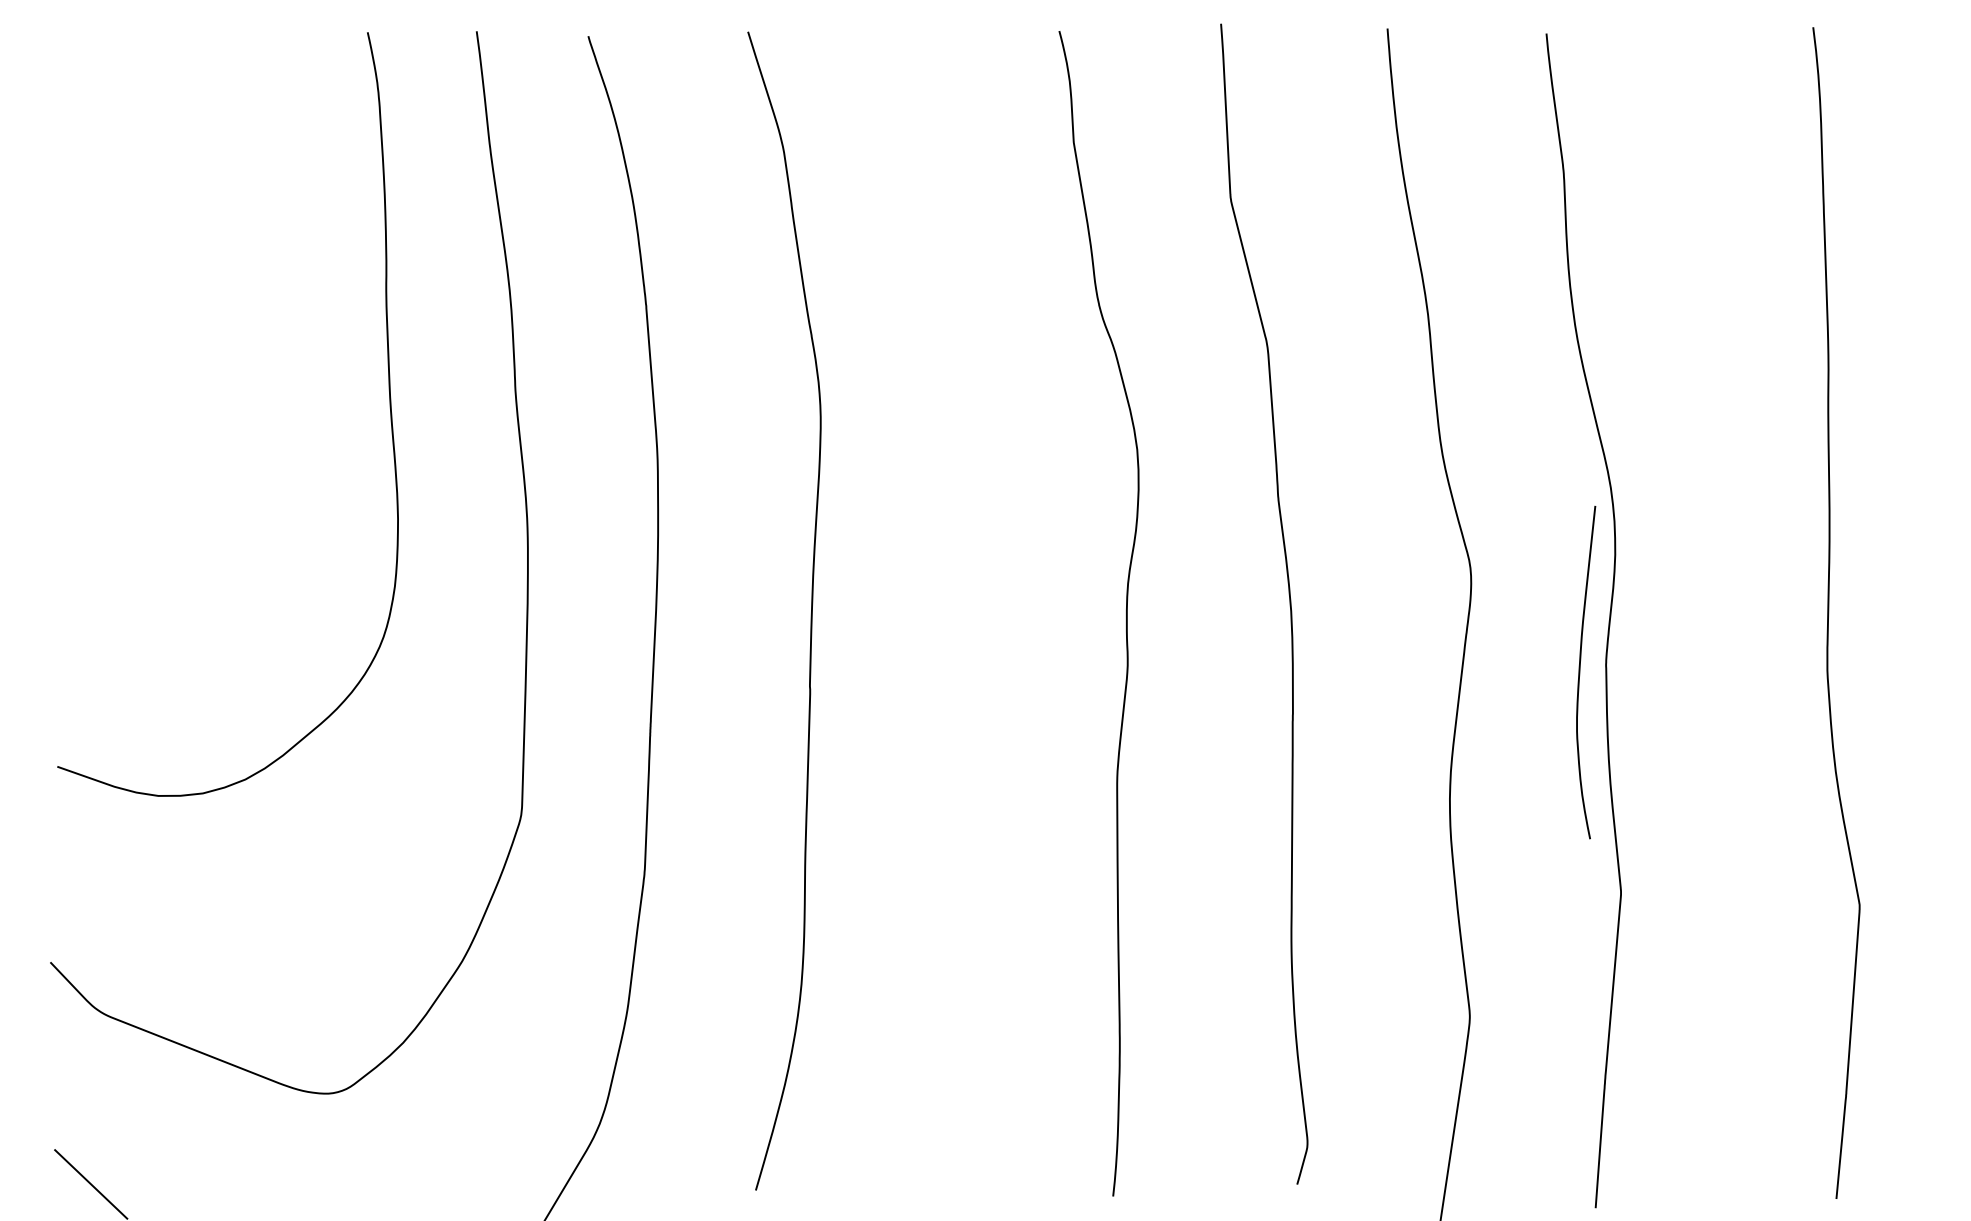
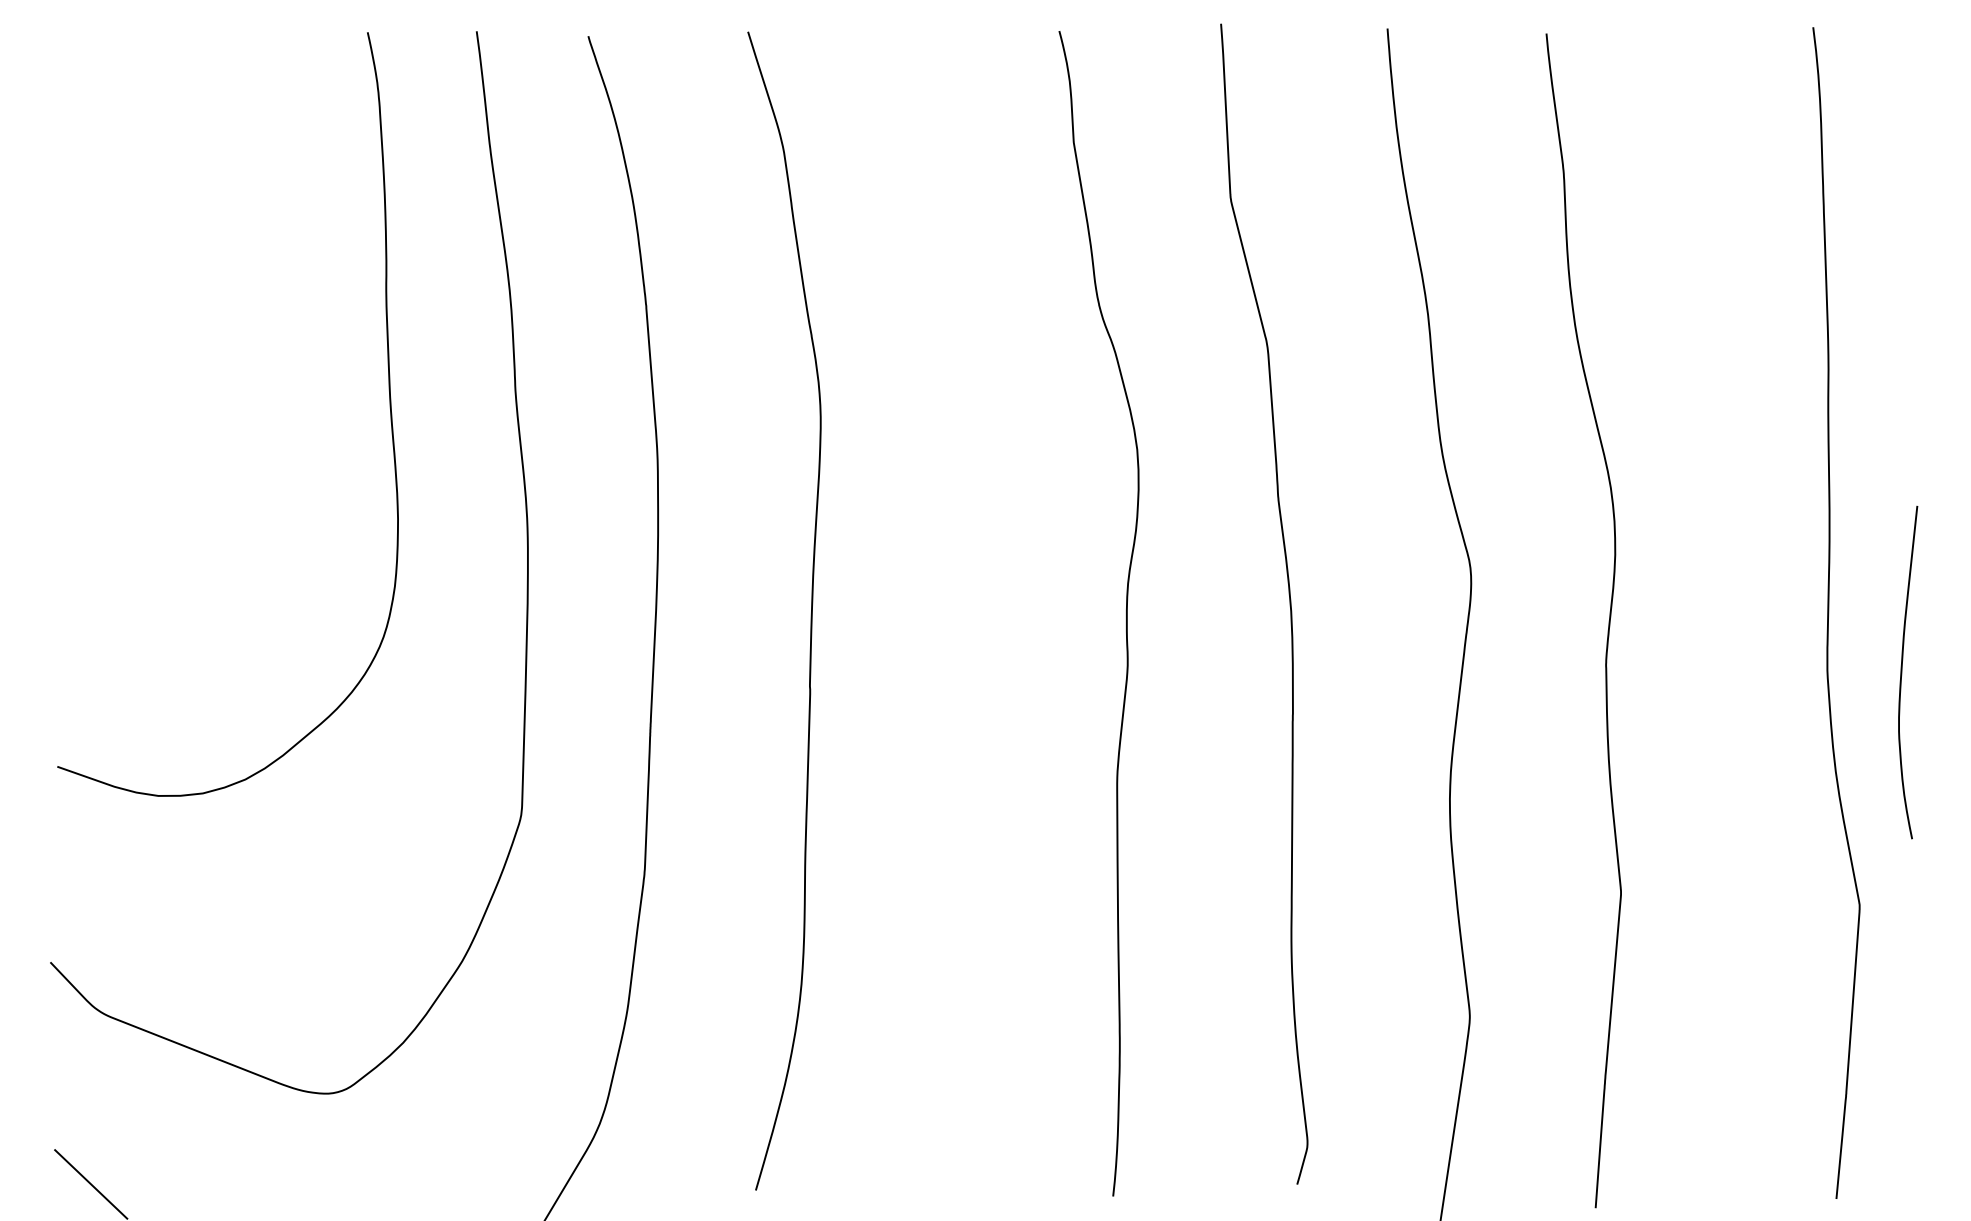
curve position: (1580, 672) -> (1902, 672) (1902, 672)
